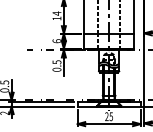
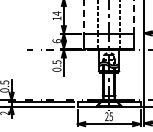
line: solid -> dashed (84, 17)
line: solid -> dashed (134, 17)
